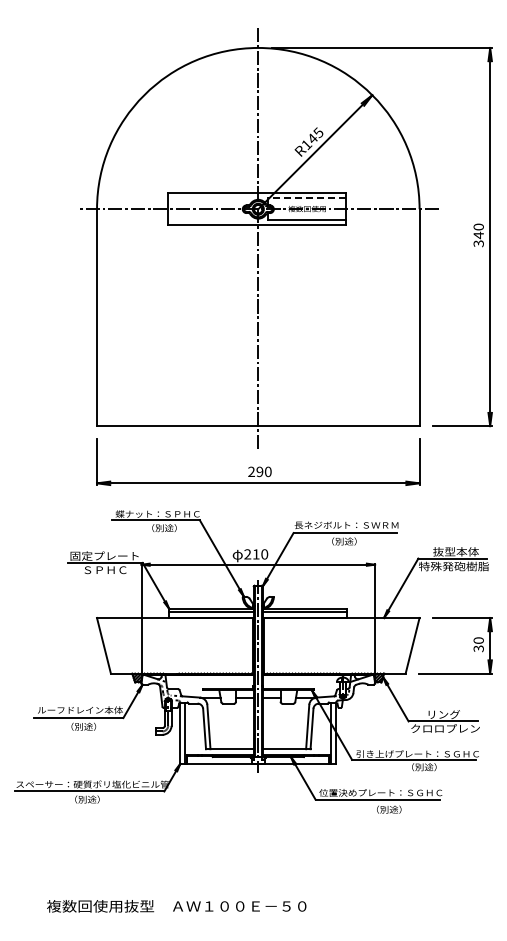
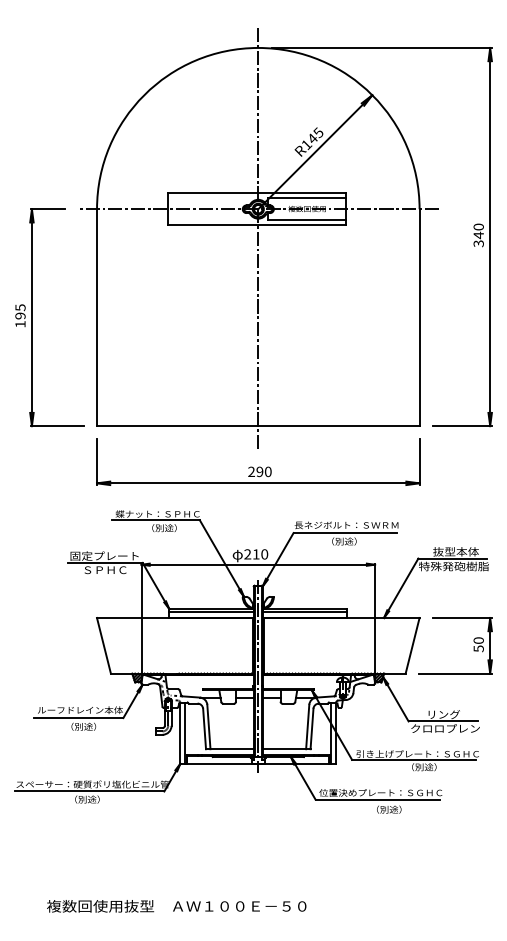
line: dashed -> solid (306, 198)
part: none -> present (32, 317)
text: 30 -> 50 (478, 648)
